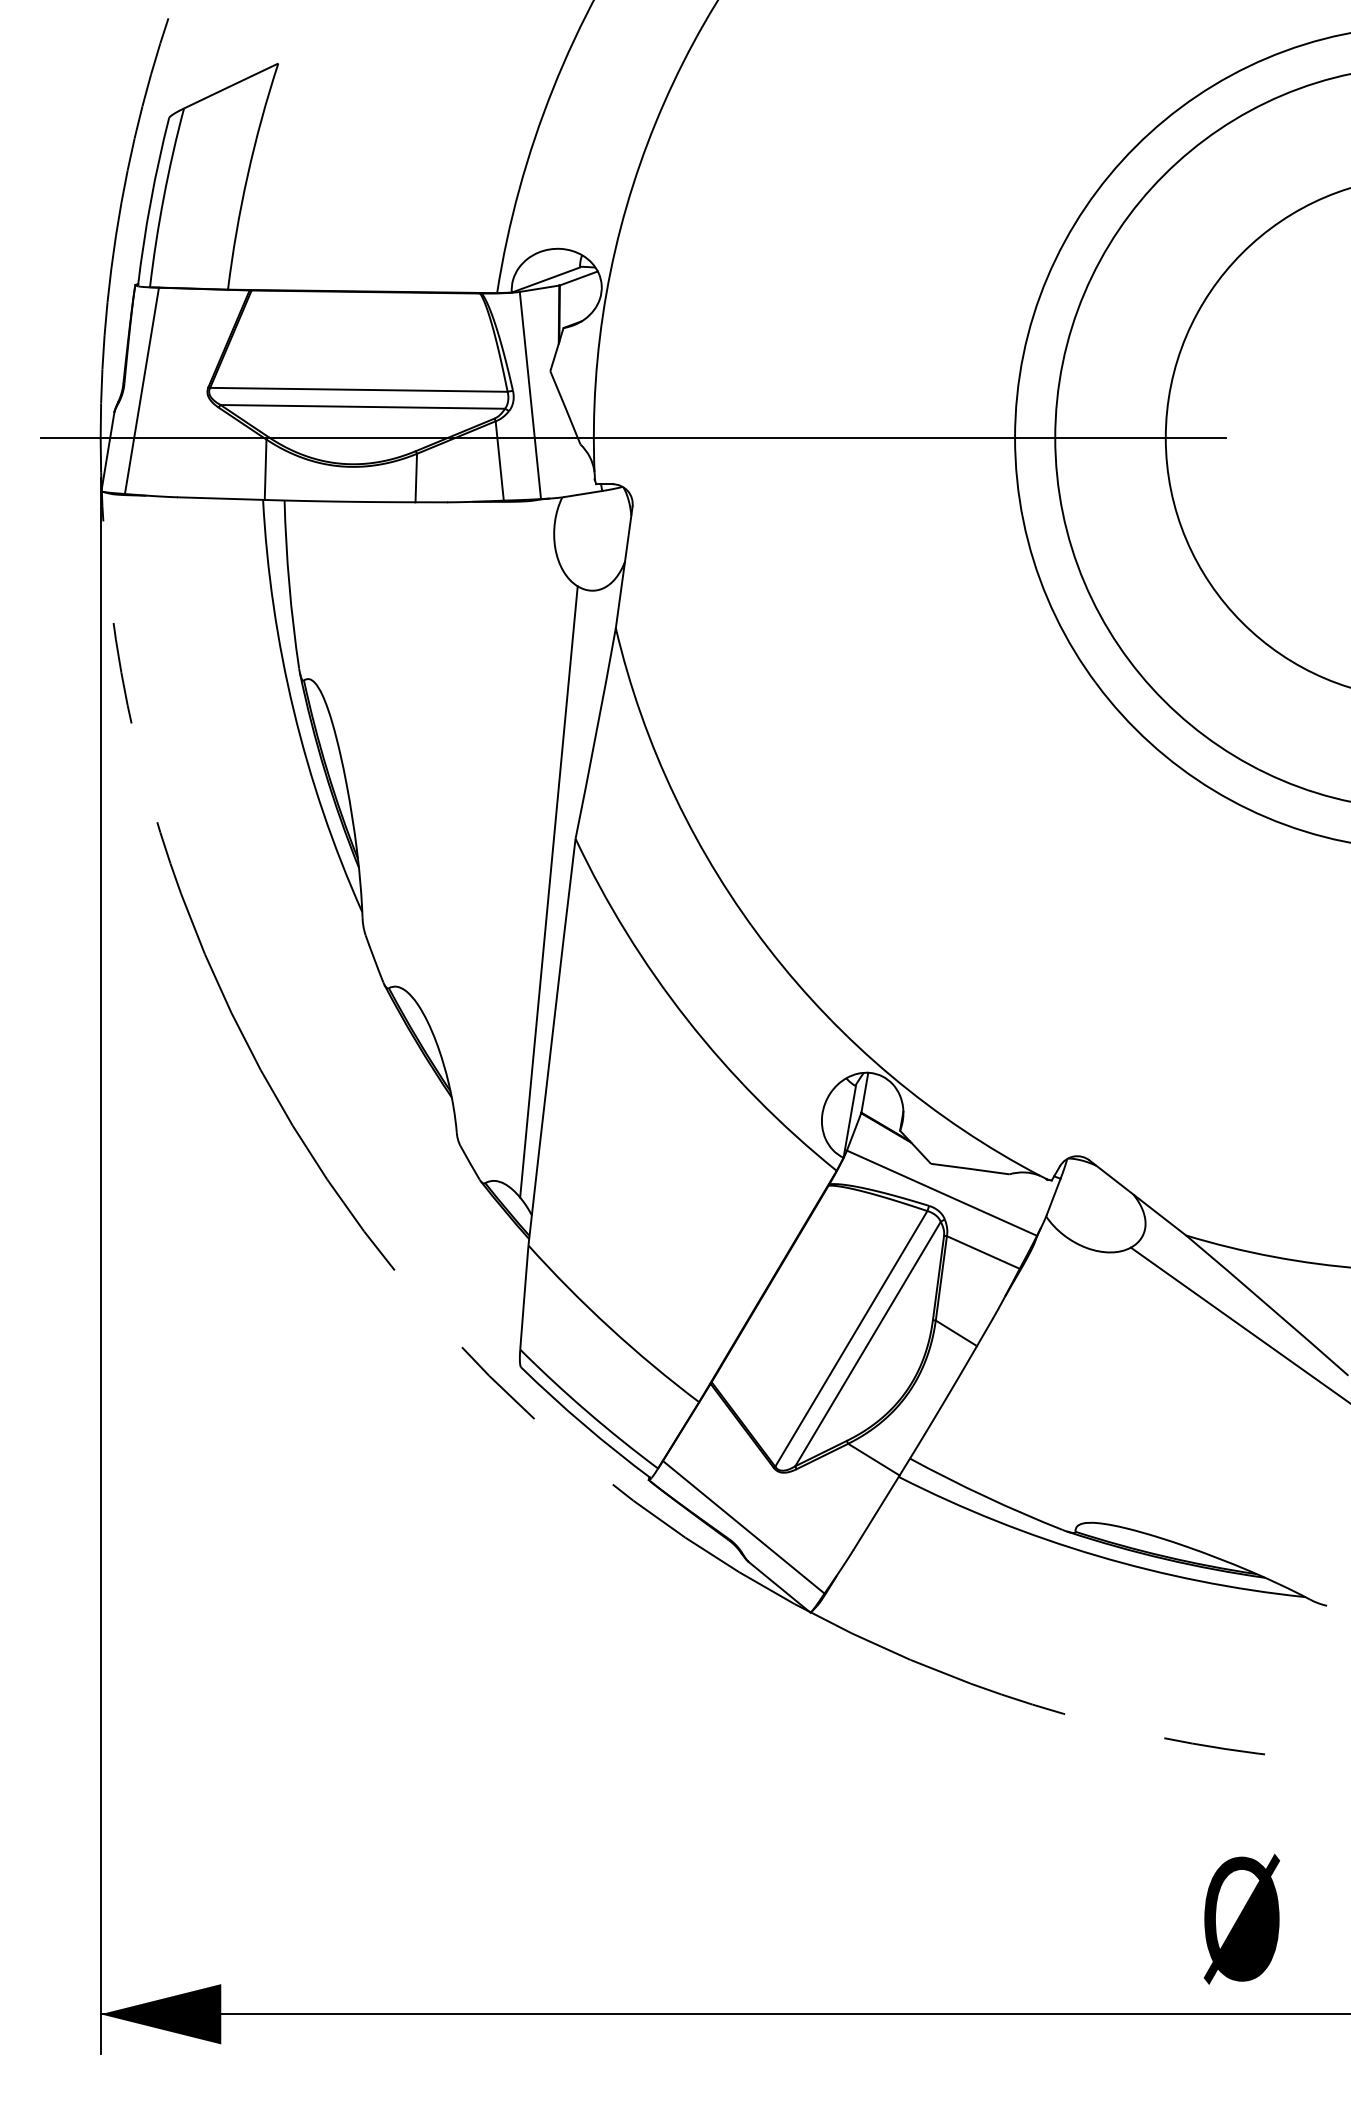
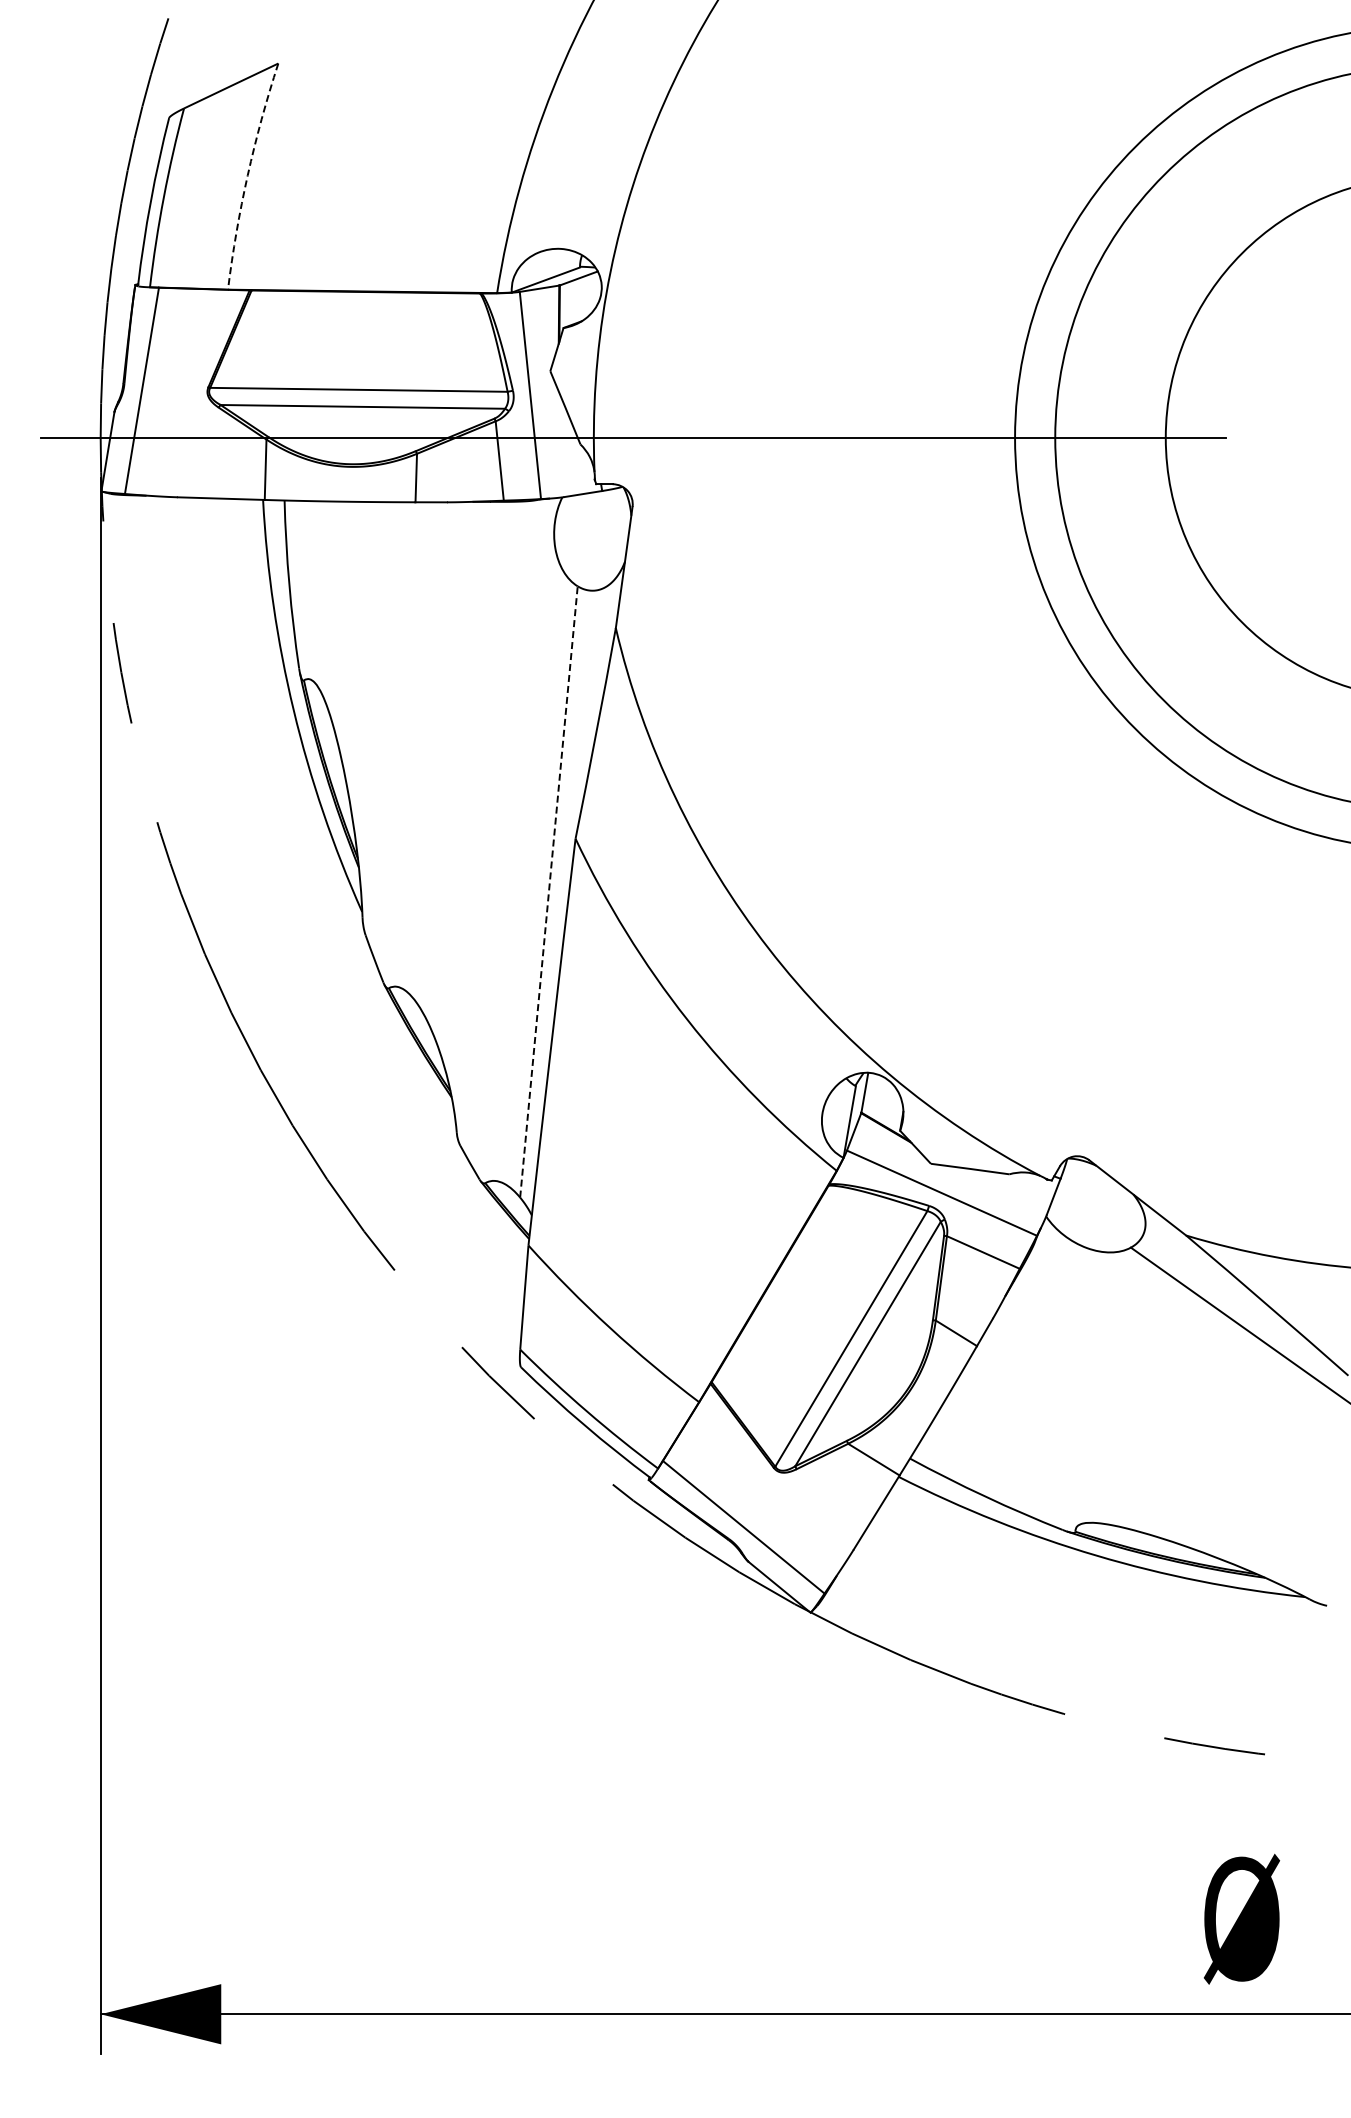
arc: solid -> dashed (247, 175)
line: solid -> dashed (548, 891)
